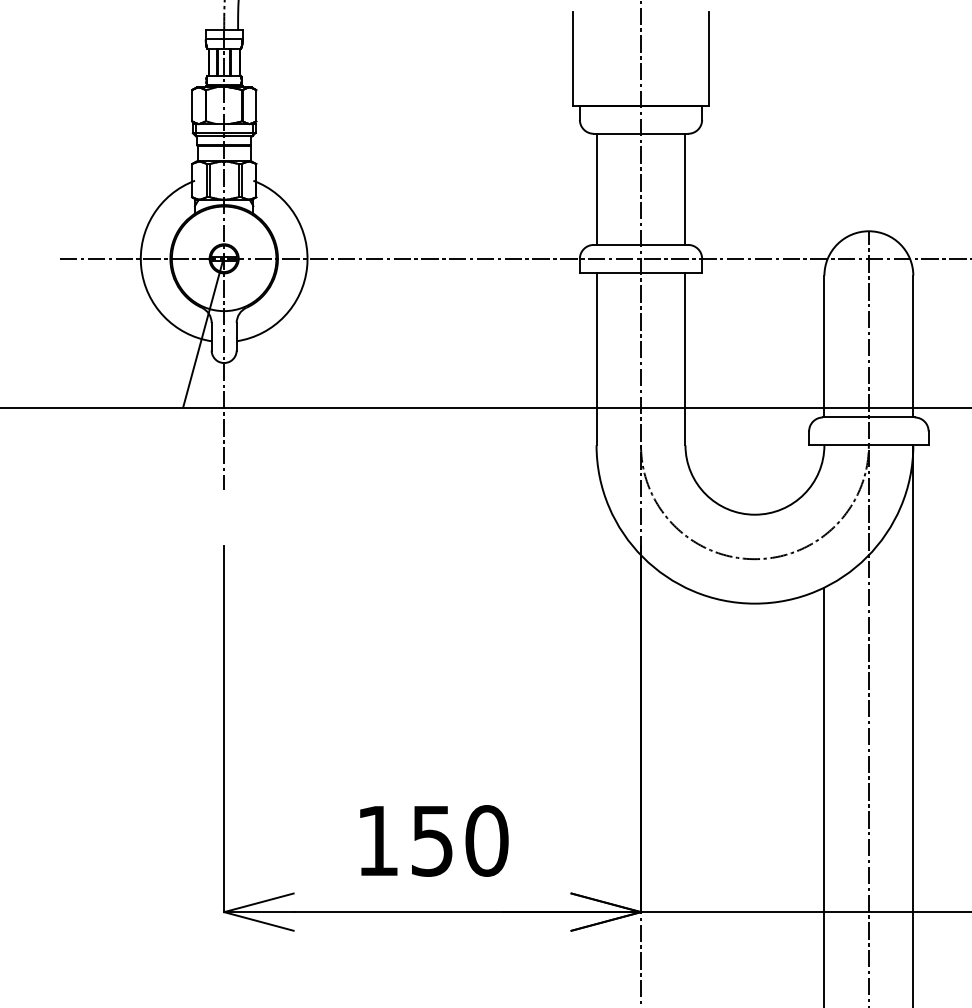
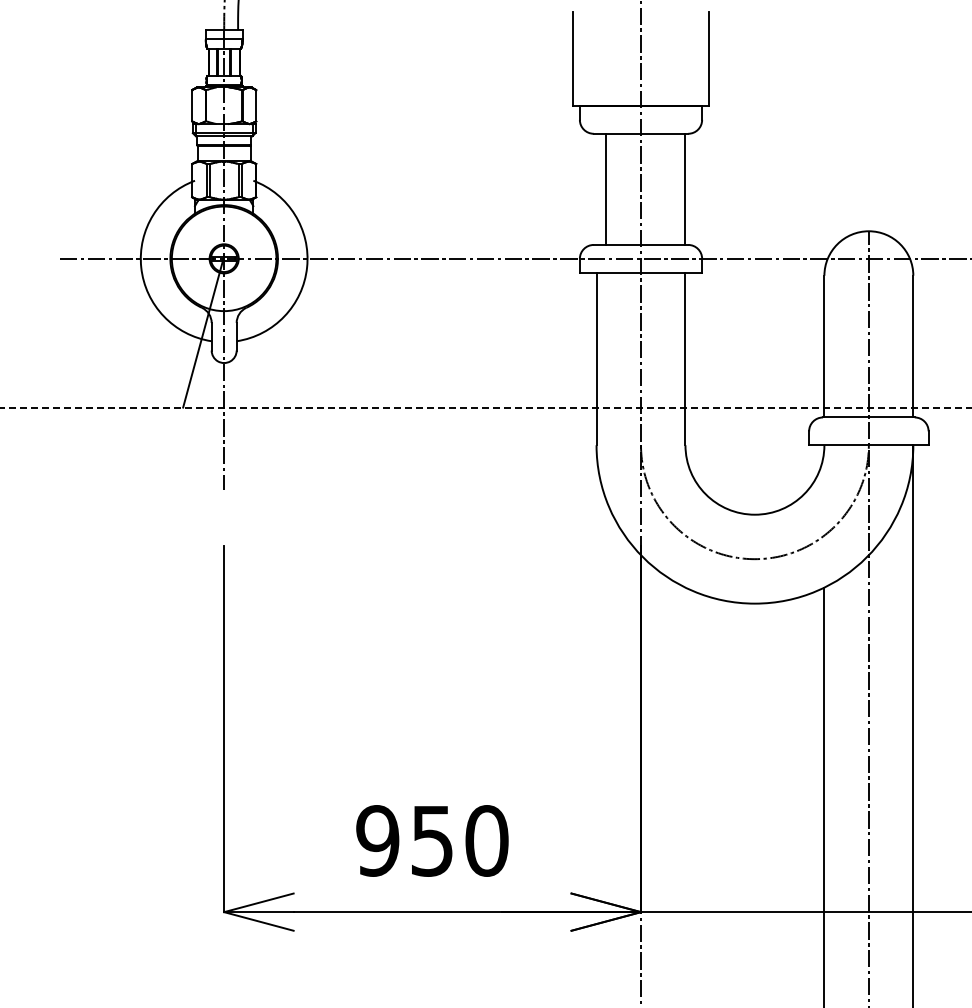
line position: (596, 188) -> (605, 188) (605, 188)
line: solid -> dashed (485, 407)
text: 150 -> 950 (377, 840)
